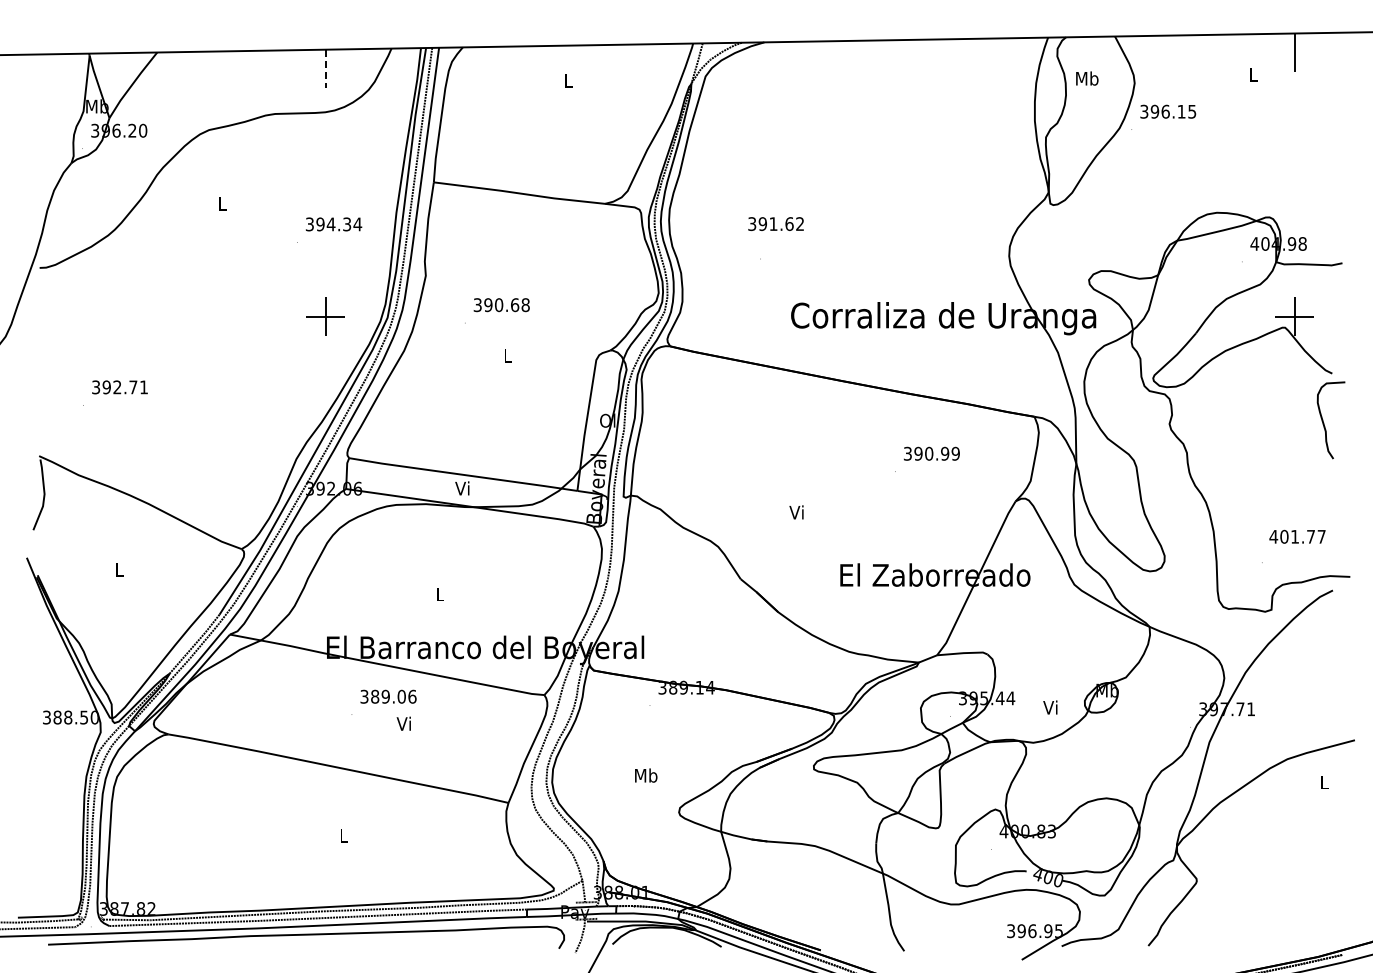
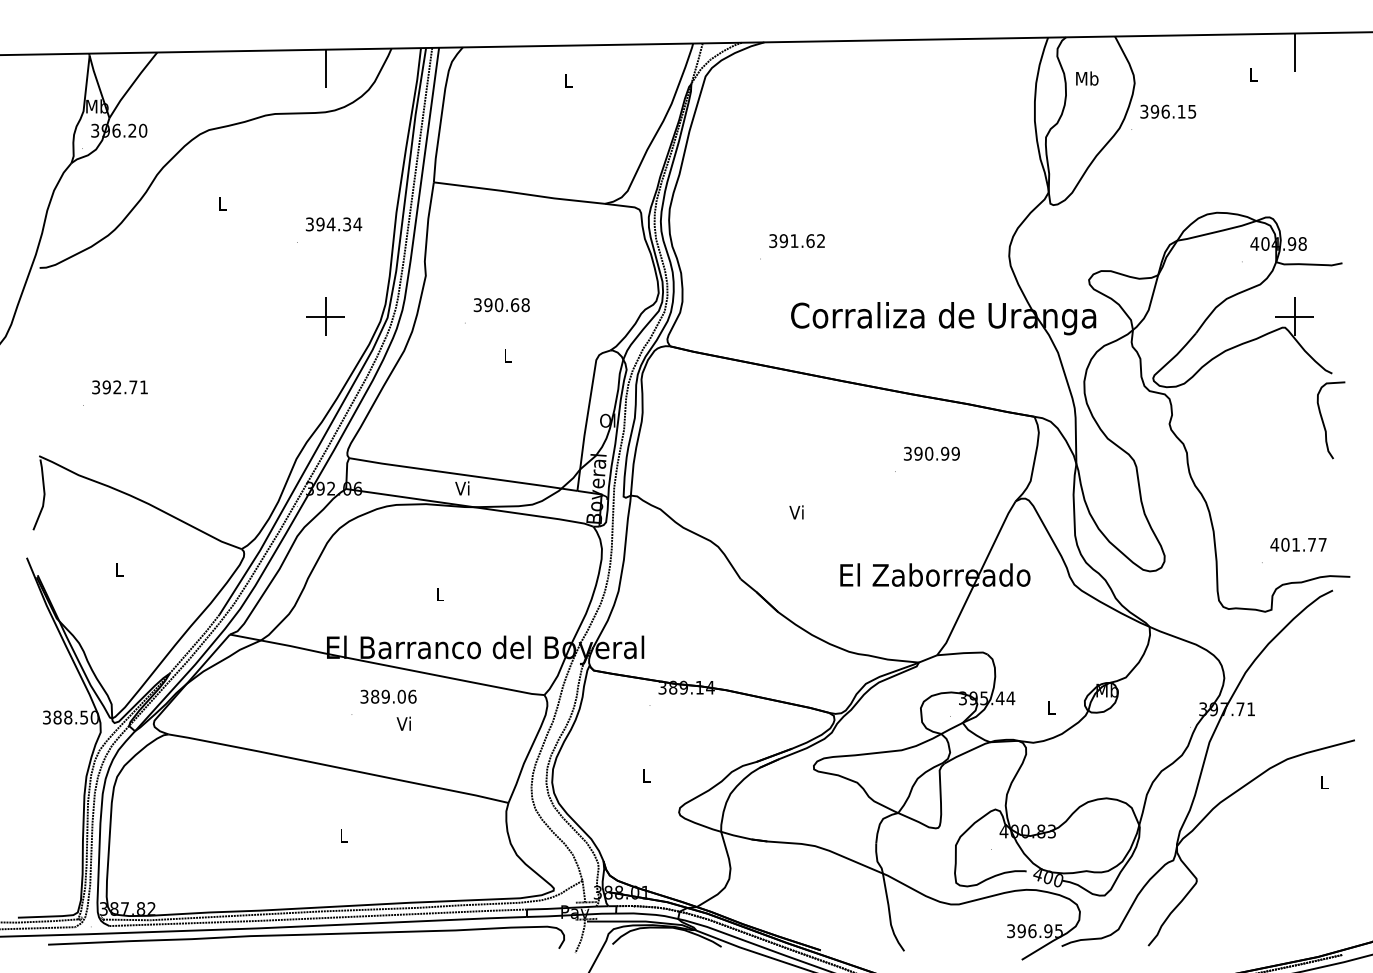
line: dashed -> solid (325, 69)
text position: (775, 223) -> (796, 240) (796, 240)
text position: (1297, 536) -> (1298, 544) (1298, 544)
text: Vi -> L (1050, 707)
text: Mb -> L (646, 775)
